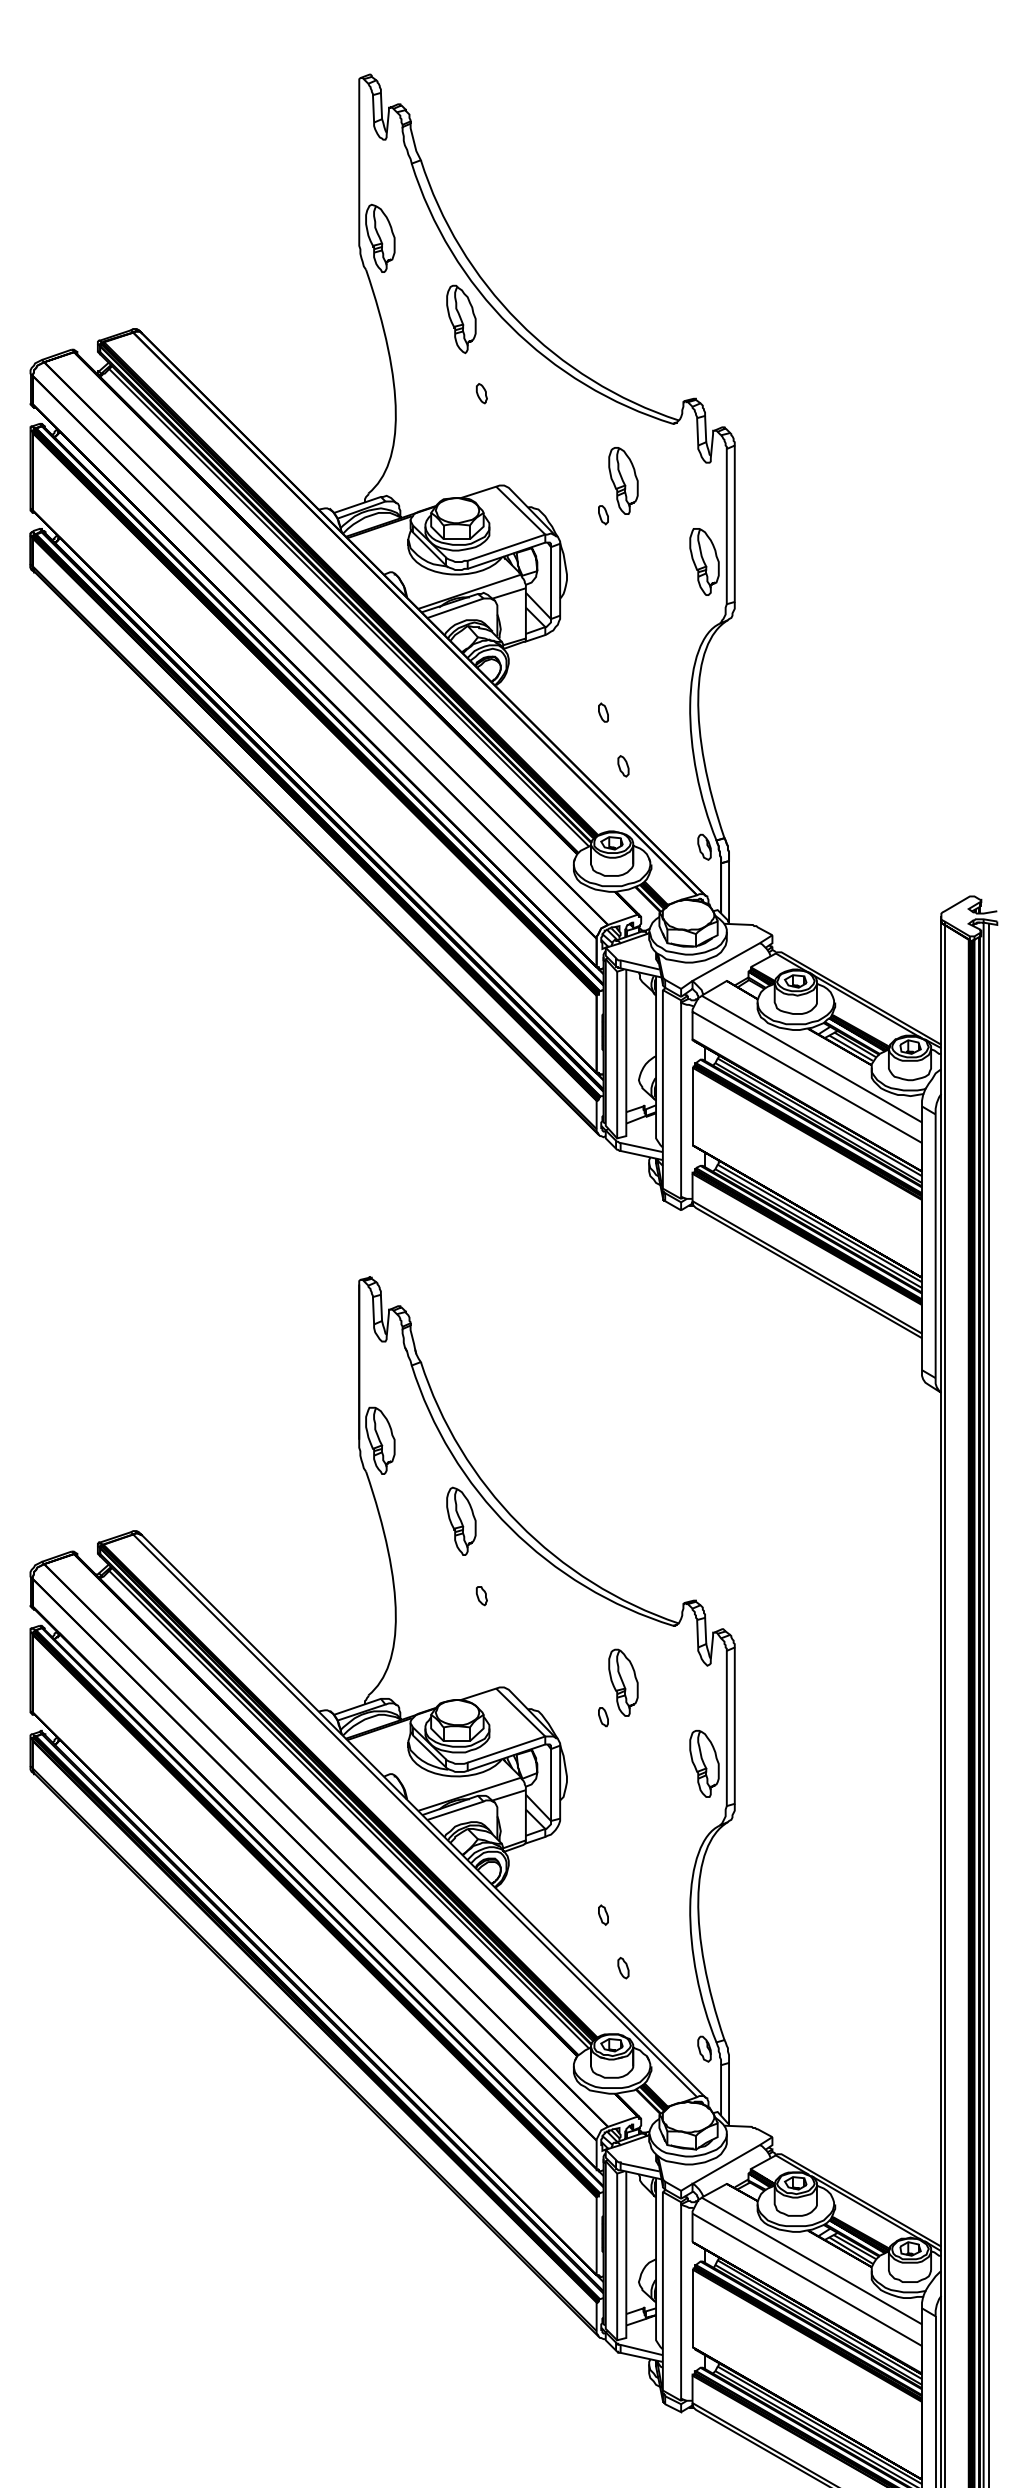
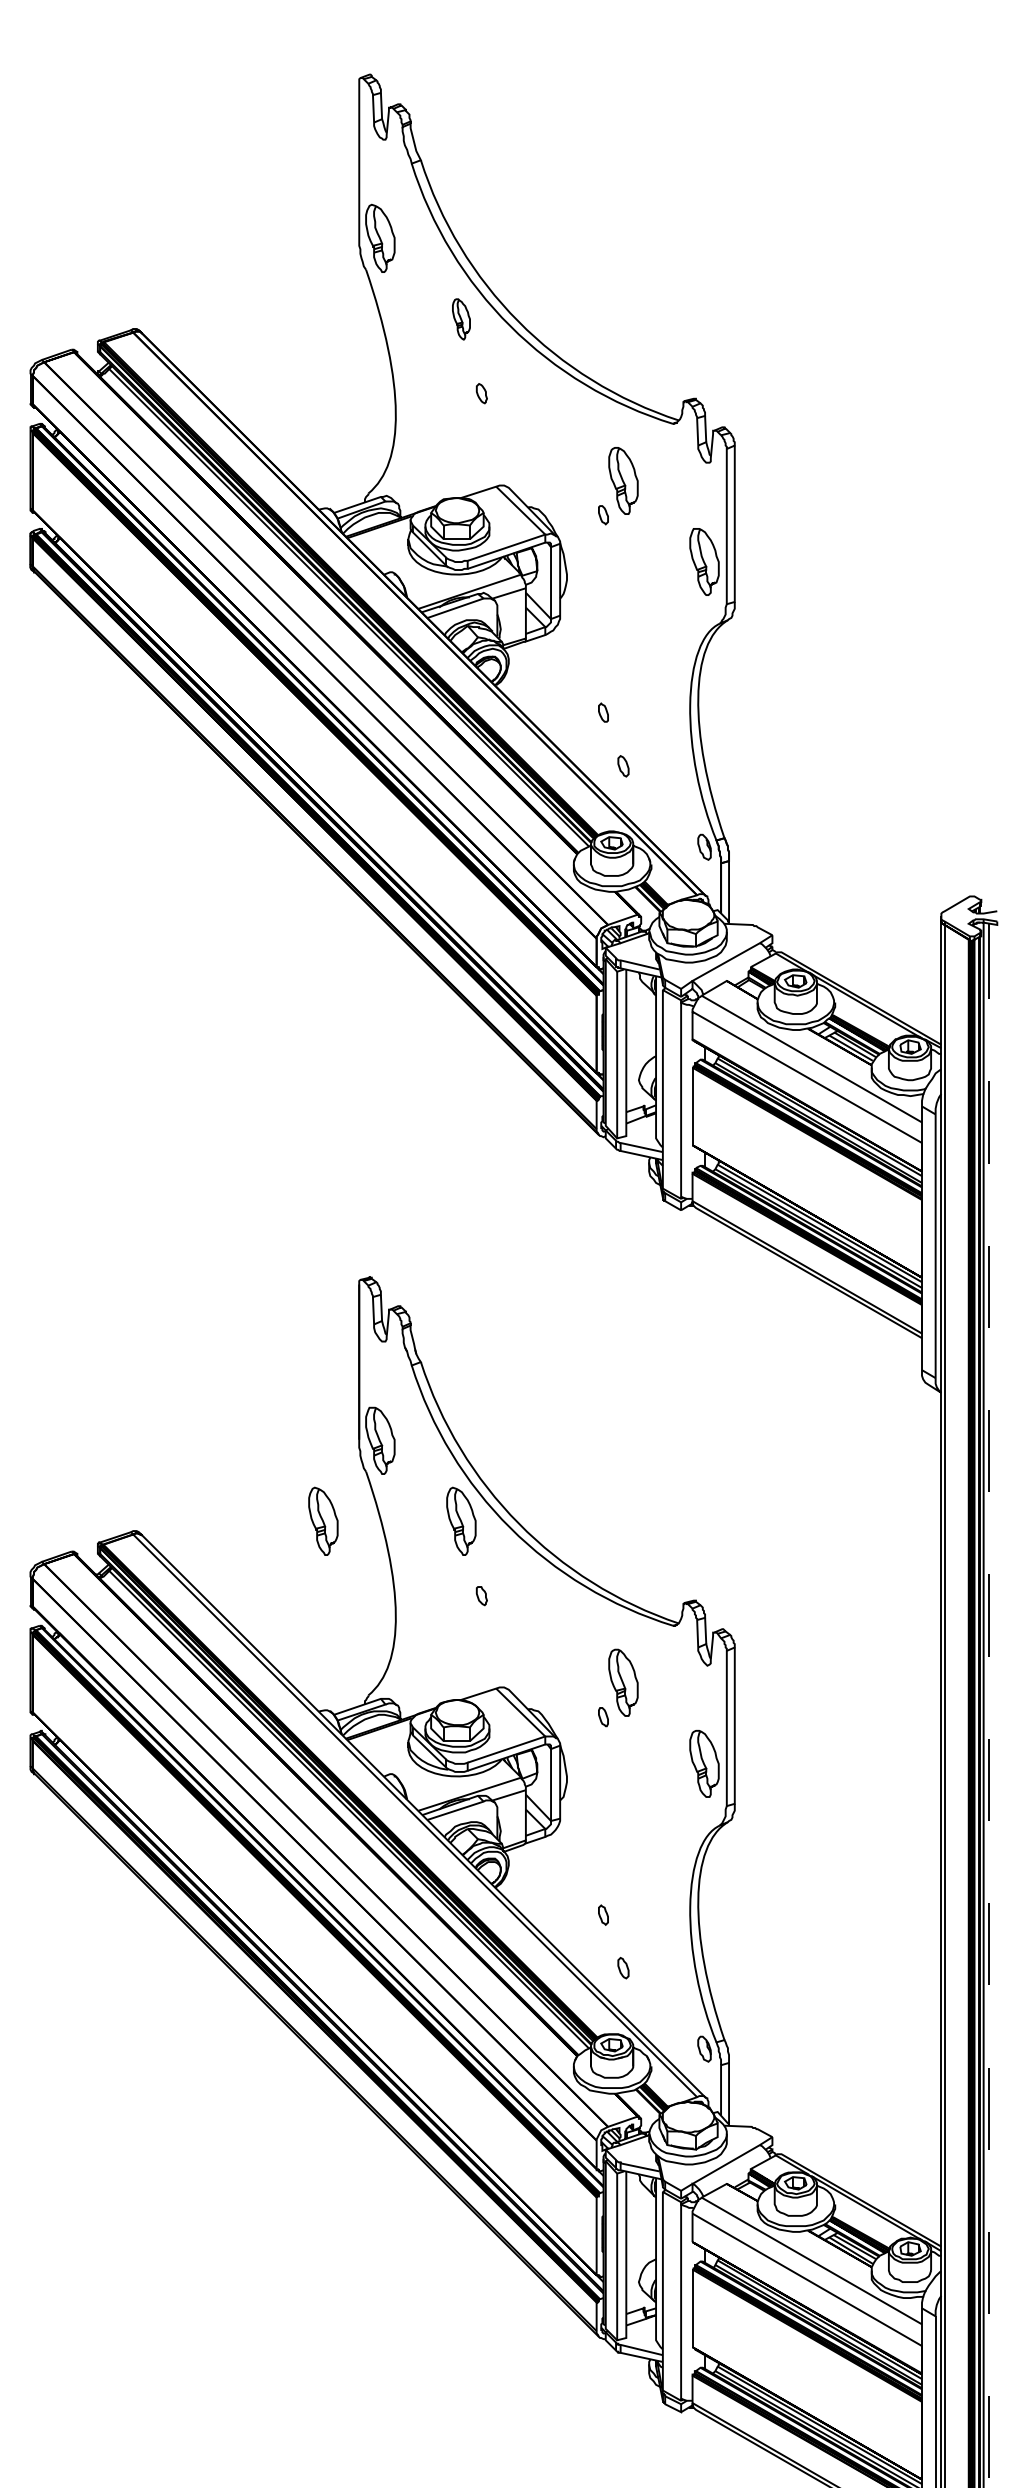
part size: 31x71 px -> 19x43 px (461, 319)
part: none -> present (323, 1520)
line: solid -> dashed (989, 1705)
